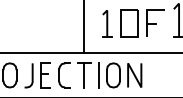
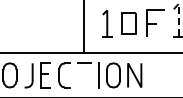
line: solid -> dashed (179, 16)
part size: 19x29 px -> 16x23 px (128, 23)
line: present -> none (84, 75)
